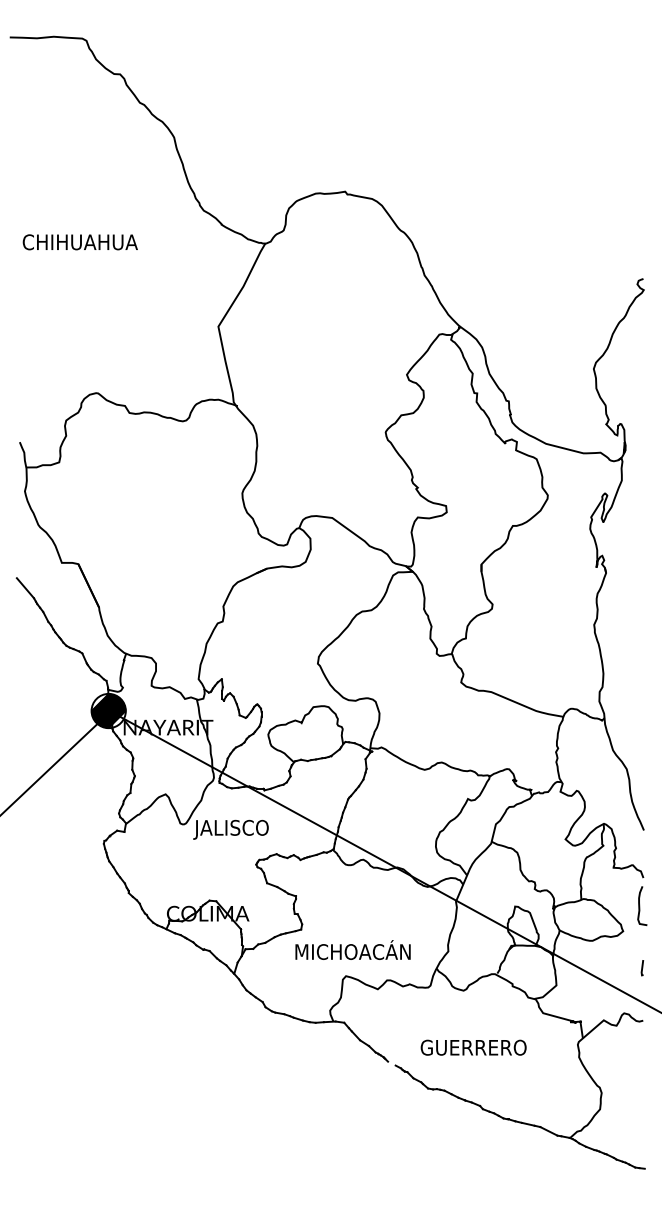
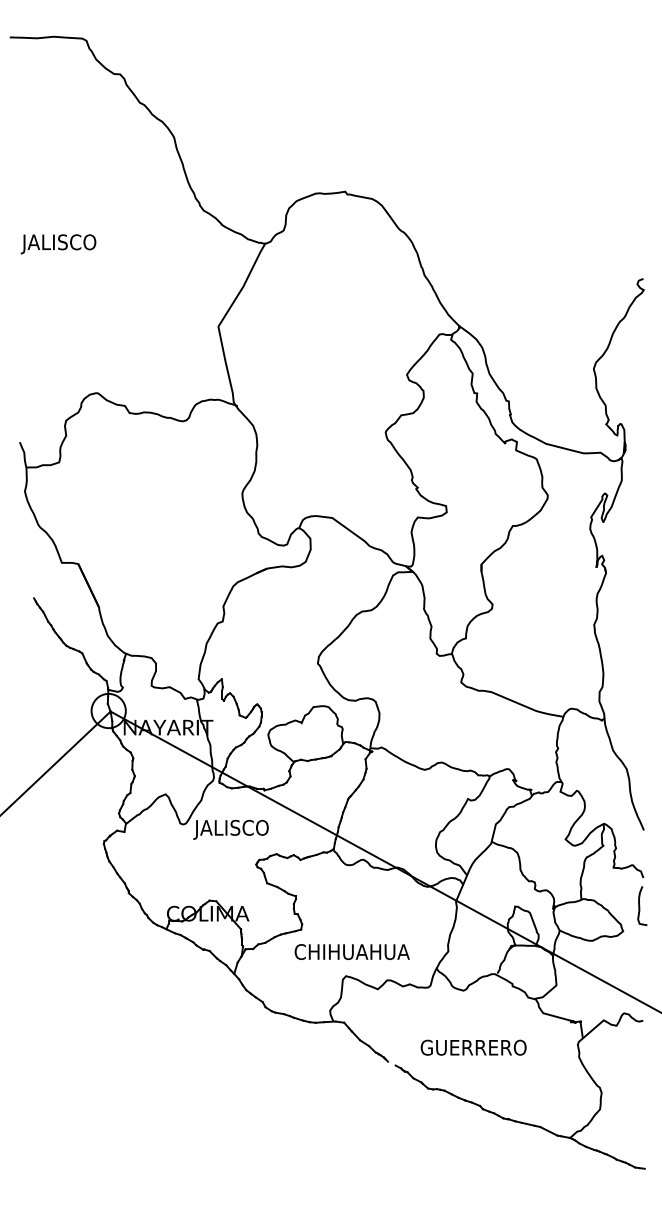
text: CHIHUAHUA -> JALISCO (78, 244)
line: present -> none (25, 588)
hatch: present -> none (108, 710)
text: MICHOACÁN -> CHIHUAHUA (352, 949)
line: present -> none (642, 968)
